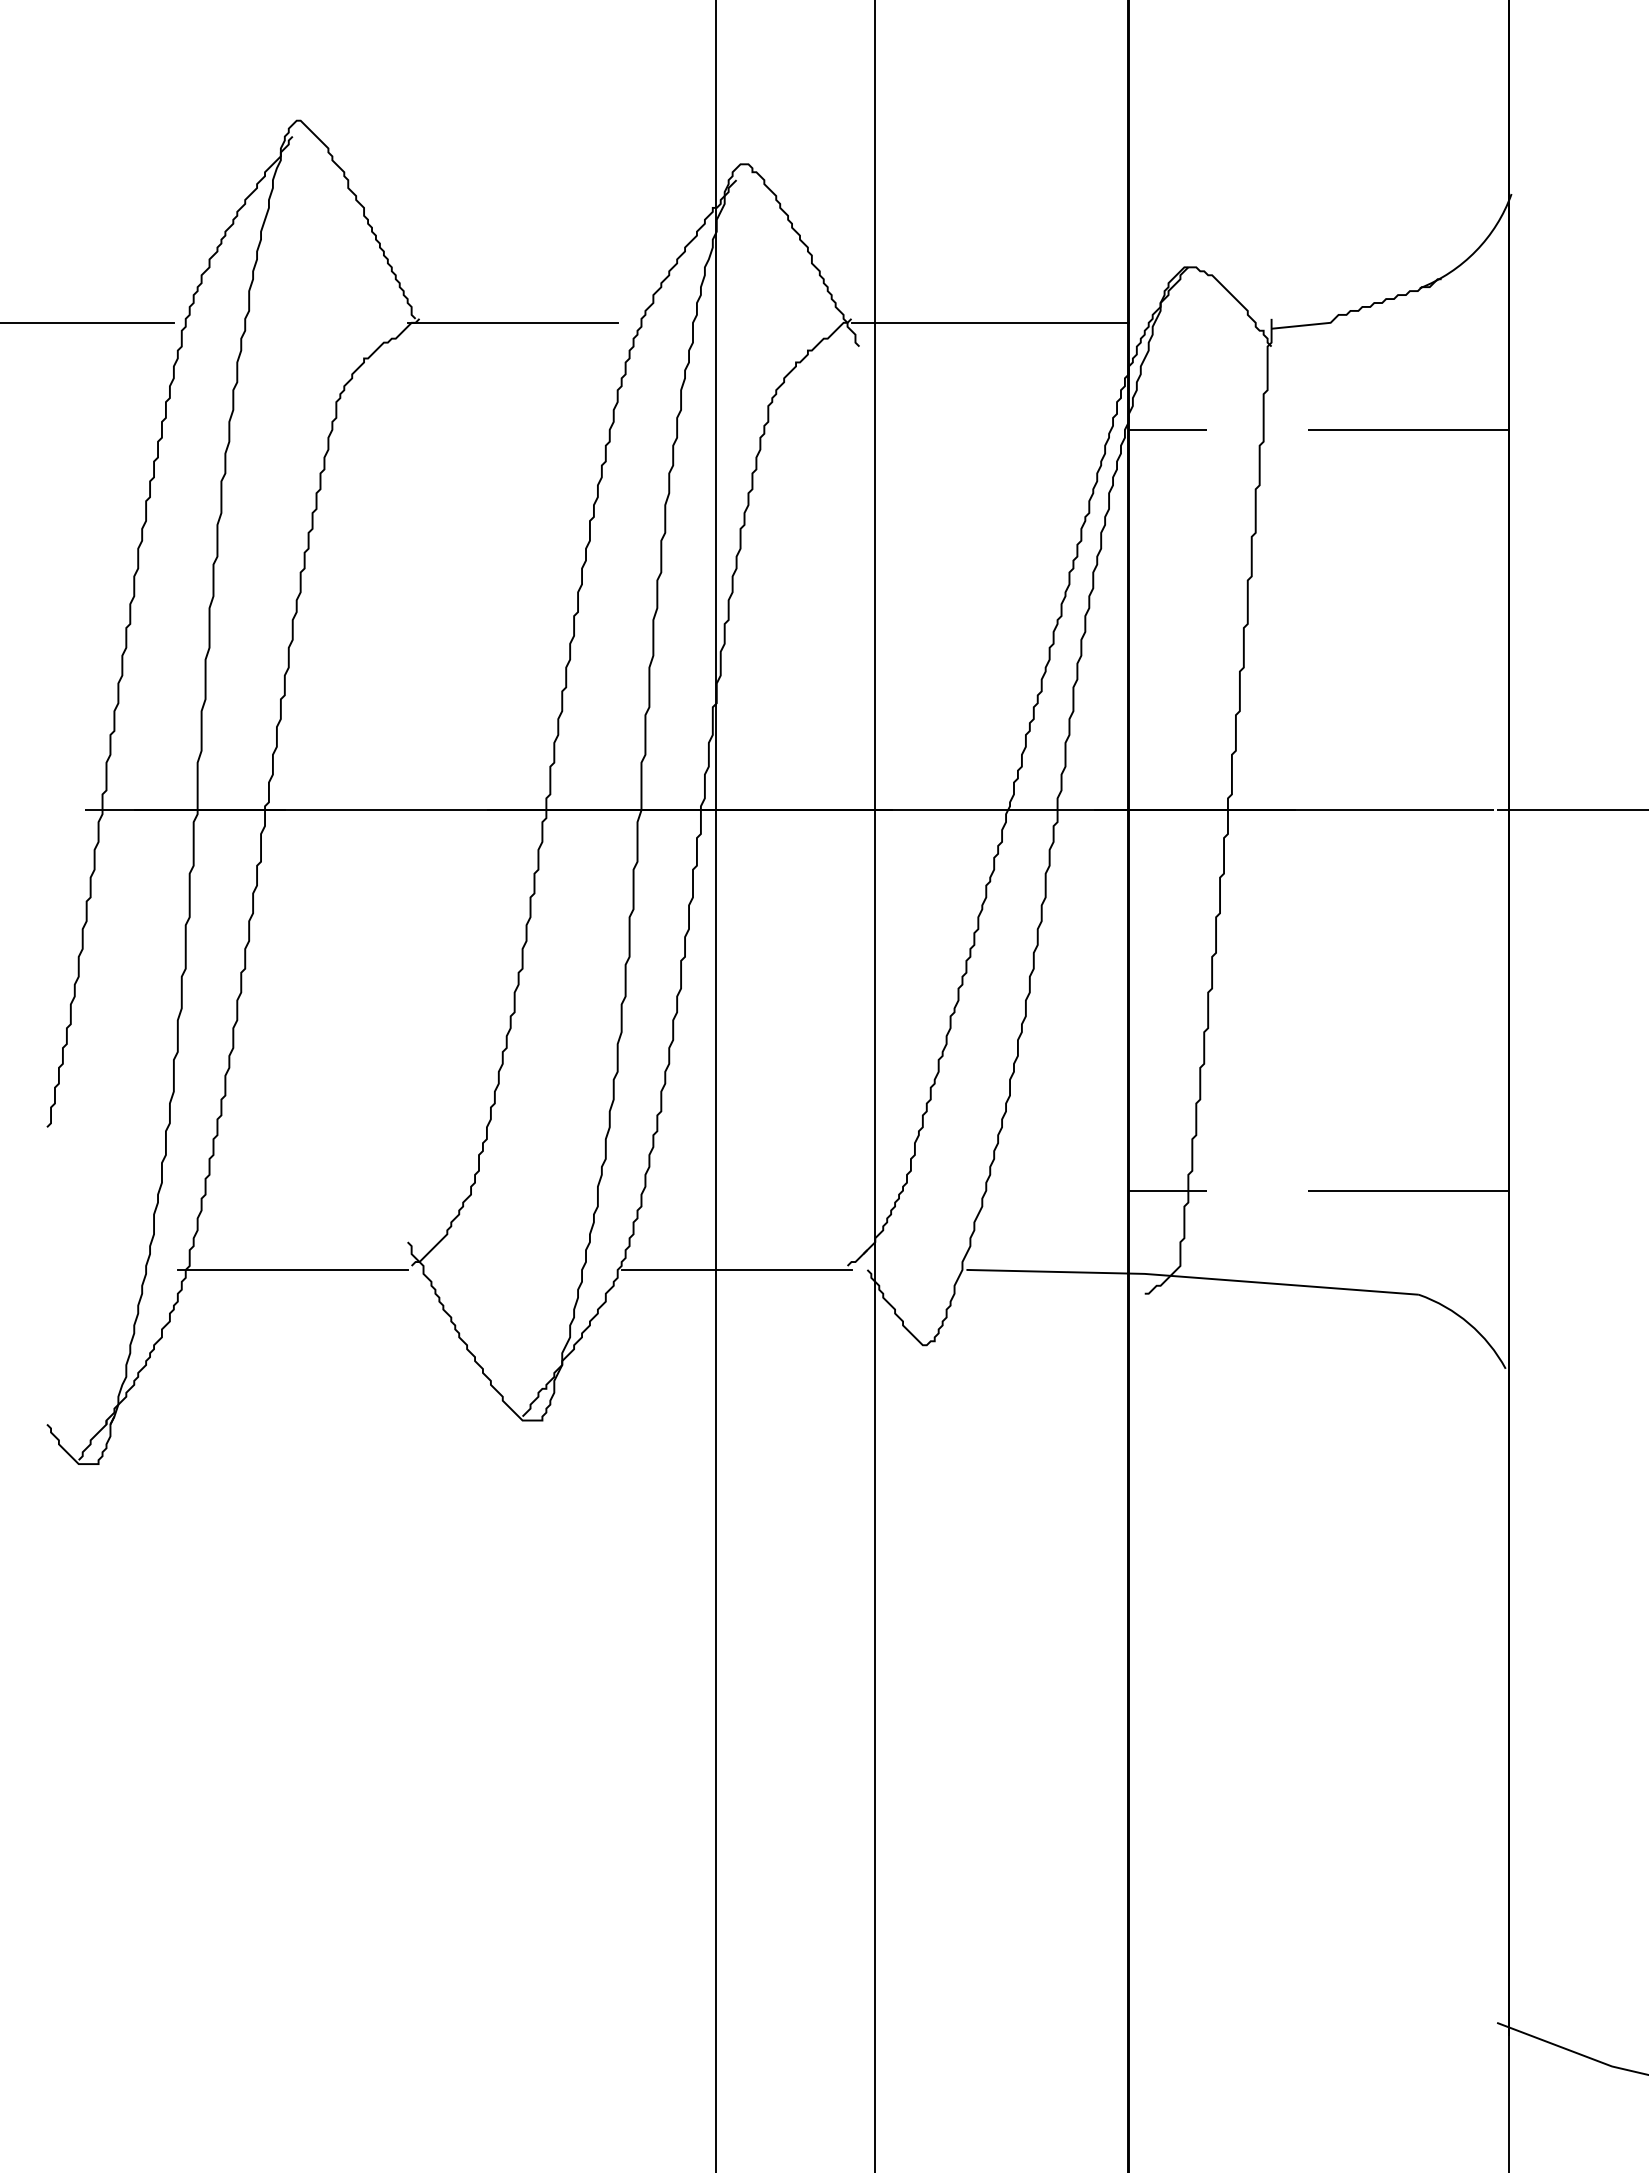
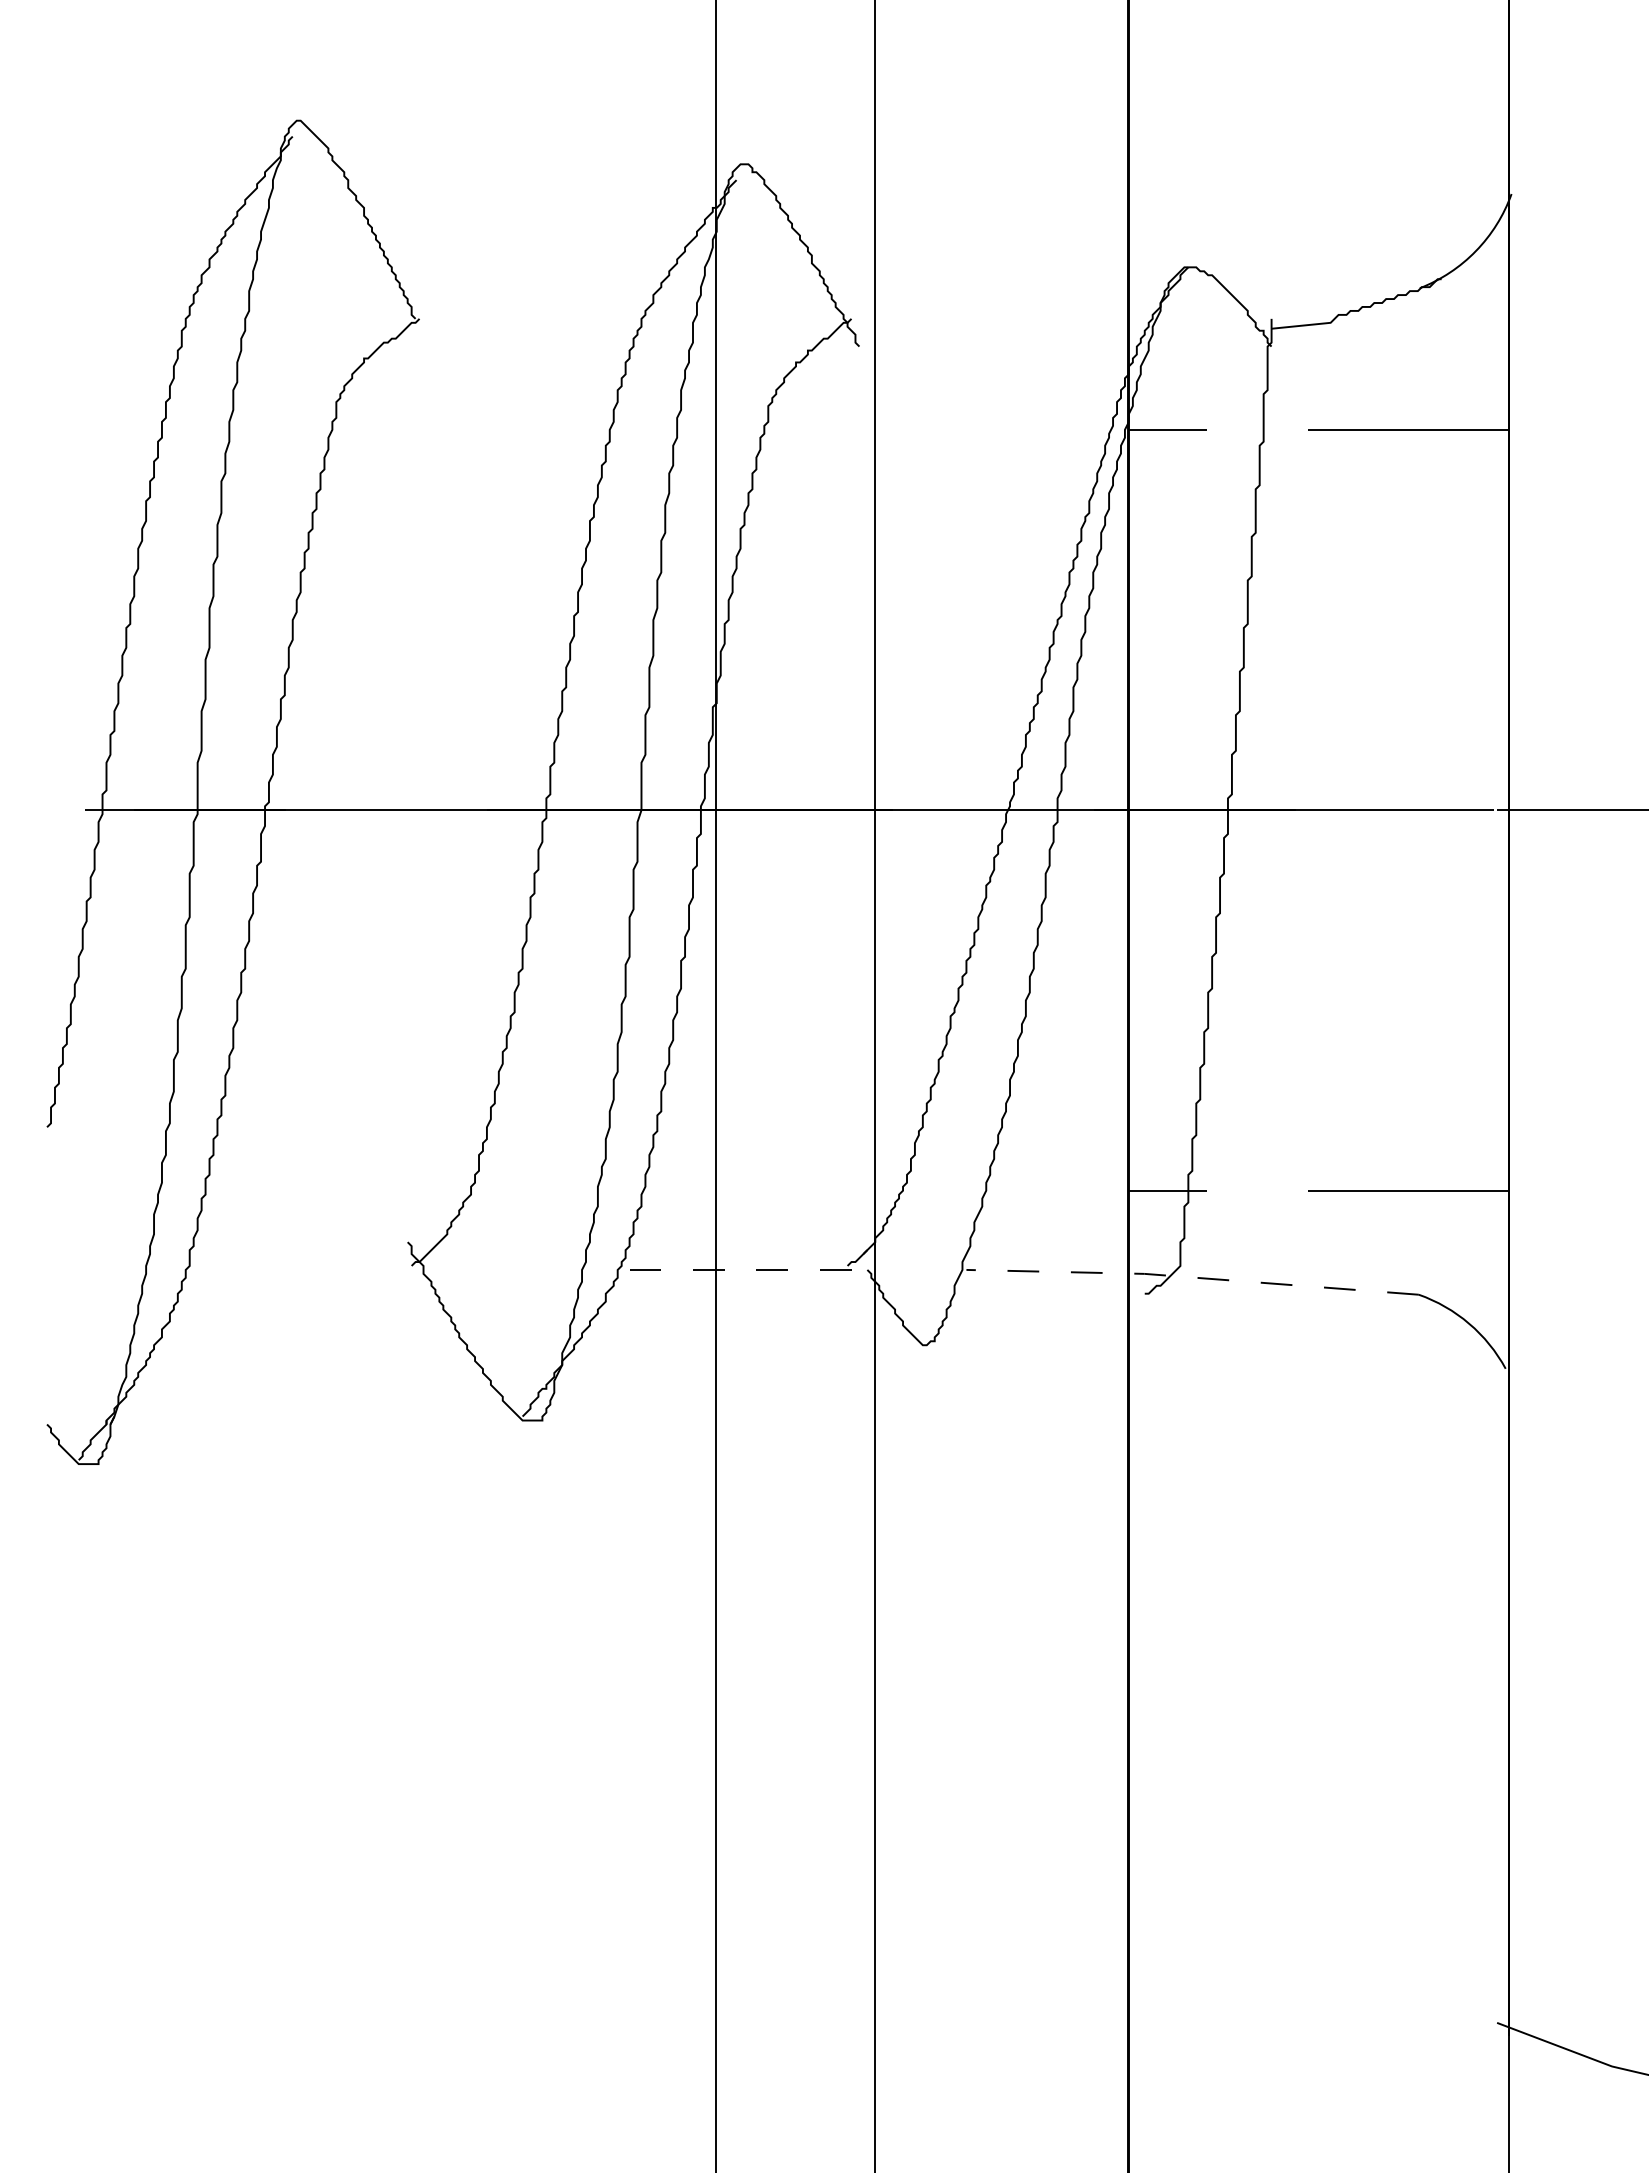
line: present -> none (87, 322)
line: present -> none (512, 322)
line: present -> none (989, 322)
line: present -> none (292, 1269)
line: solid -> dashed (736, 1269)
line: solid -> dashed (1191, 1277)
